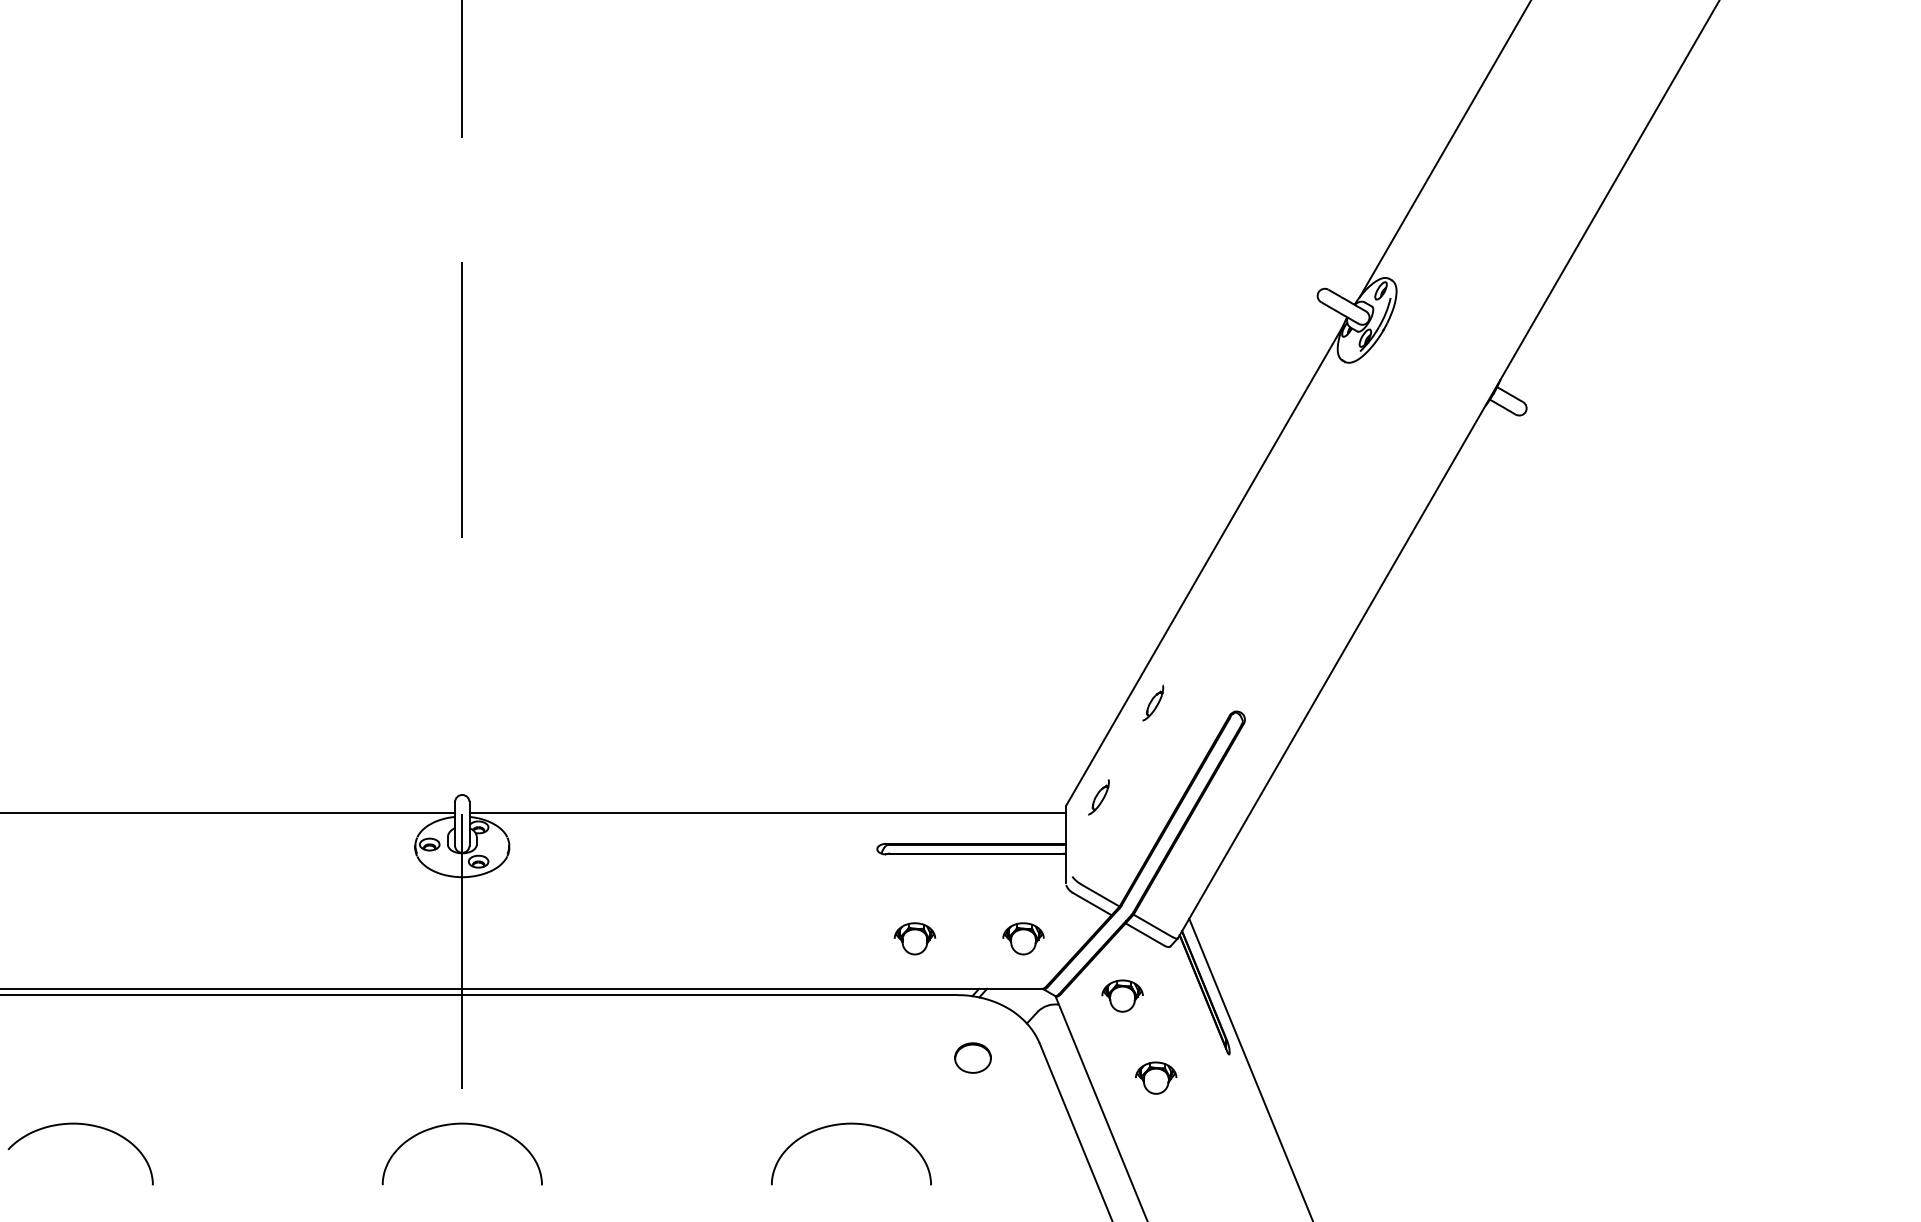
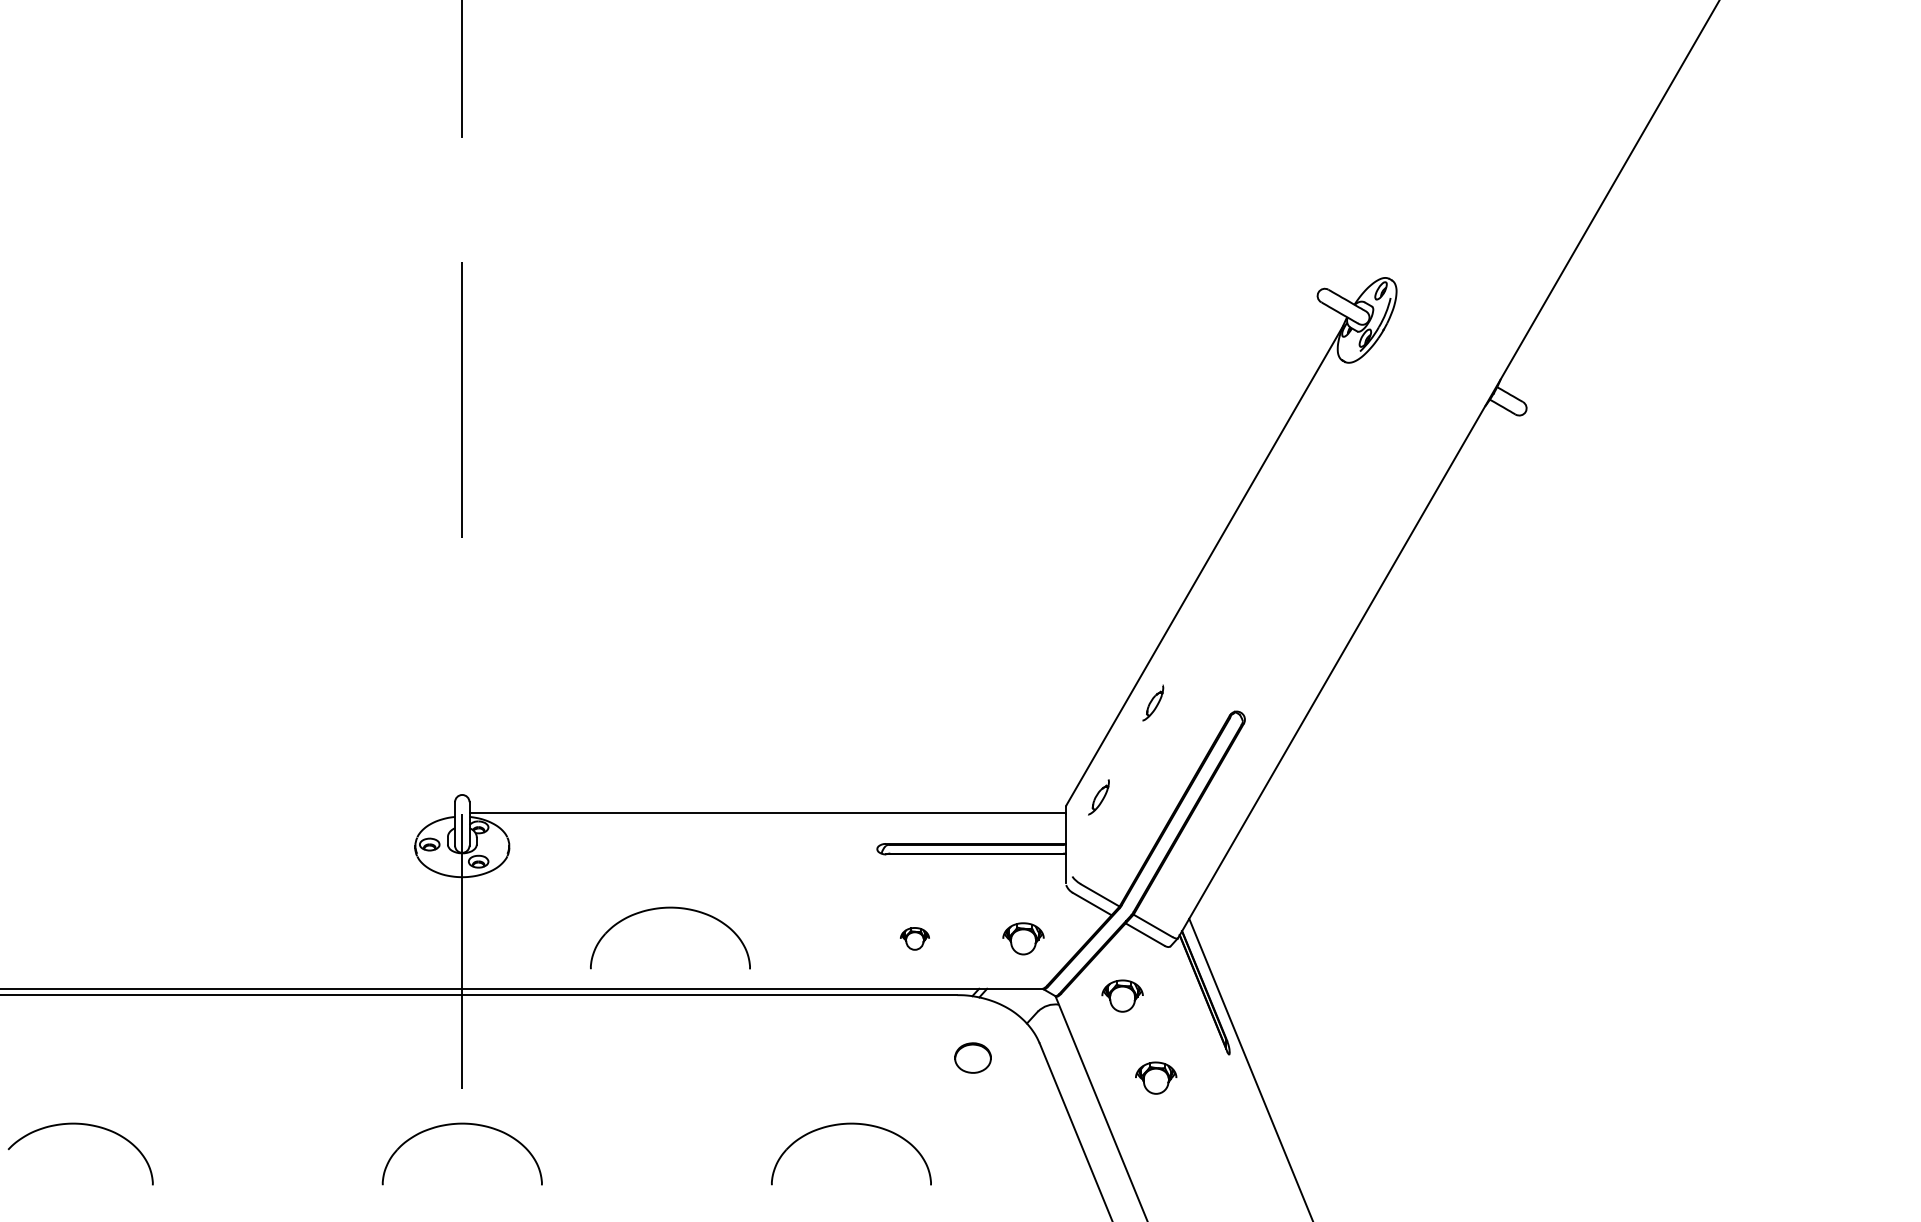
line: present -> none (1444, 149)
line: present -> none (228, 813)
part: none -> present (670, 908)
part size: 44x34 px -> 30x24 px (914, 938)
